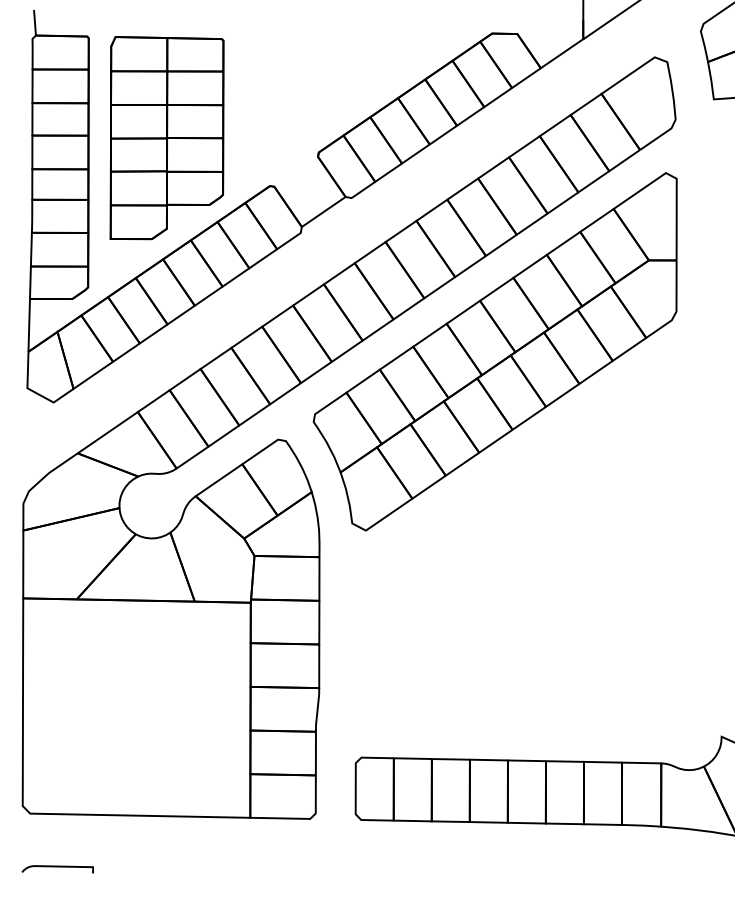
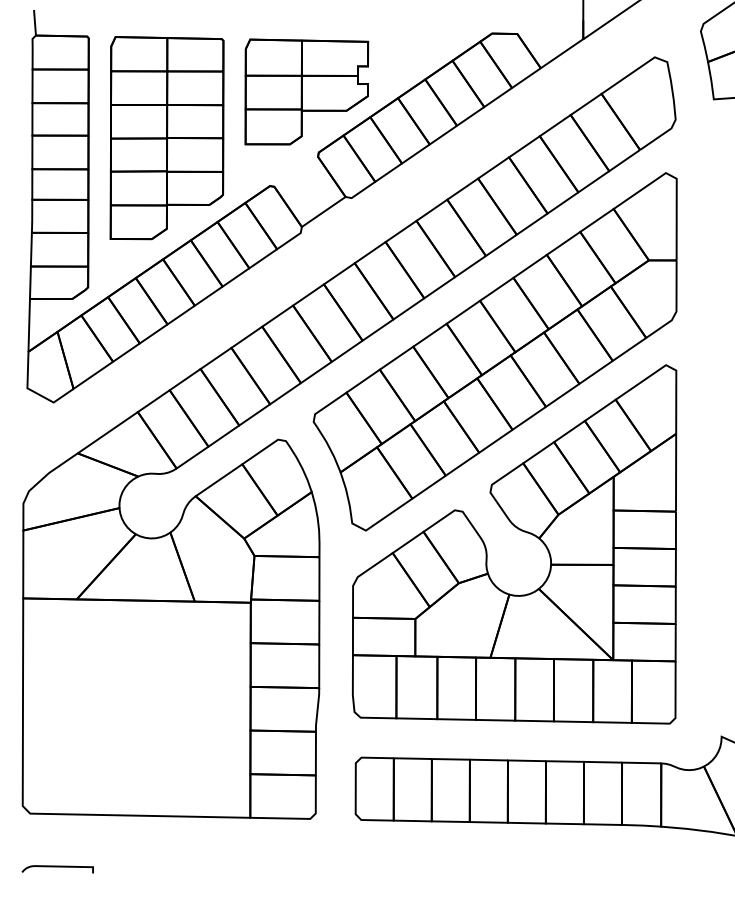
part: none -> present (306, 91)
part: none -> present (521, 531)
